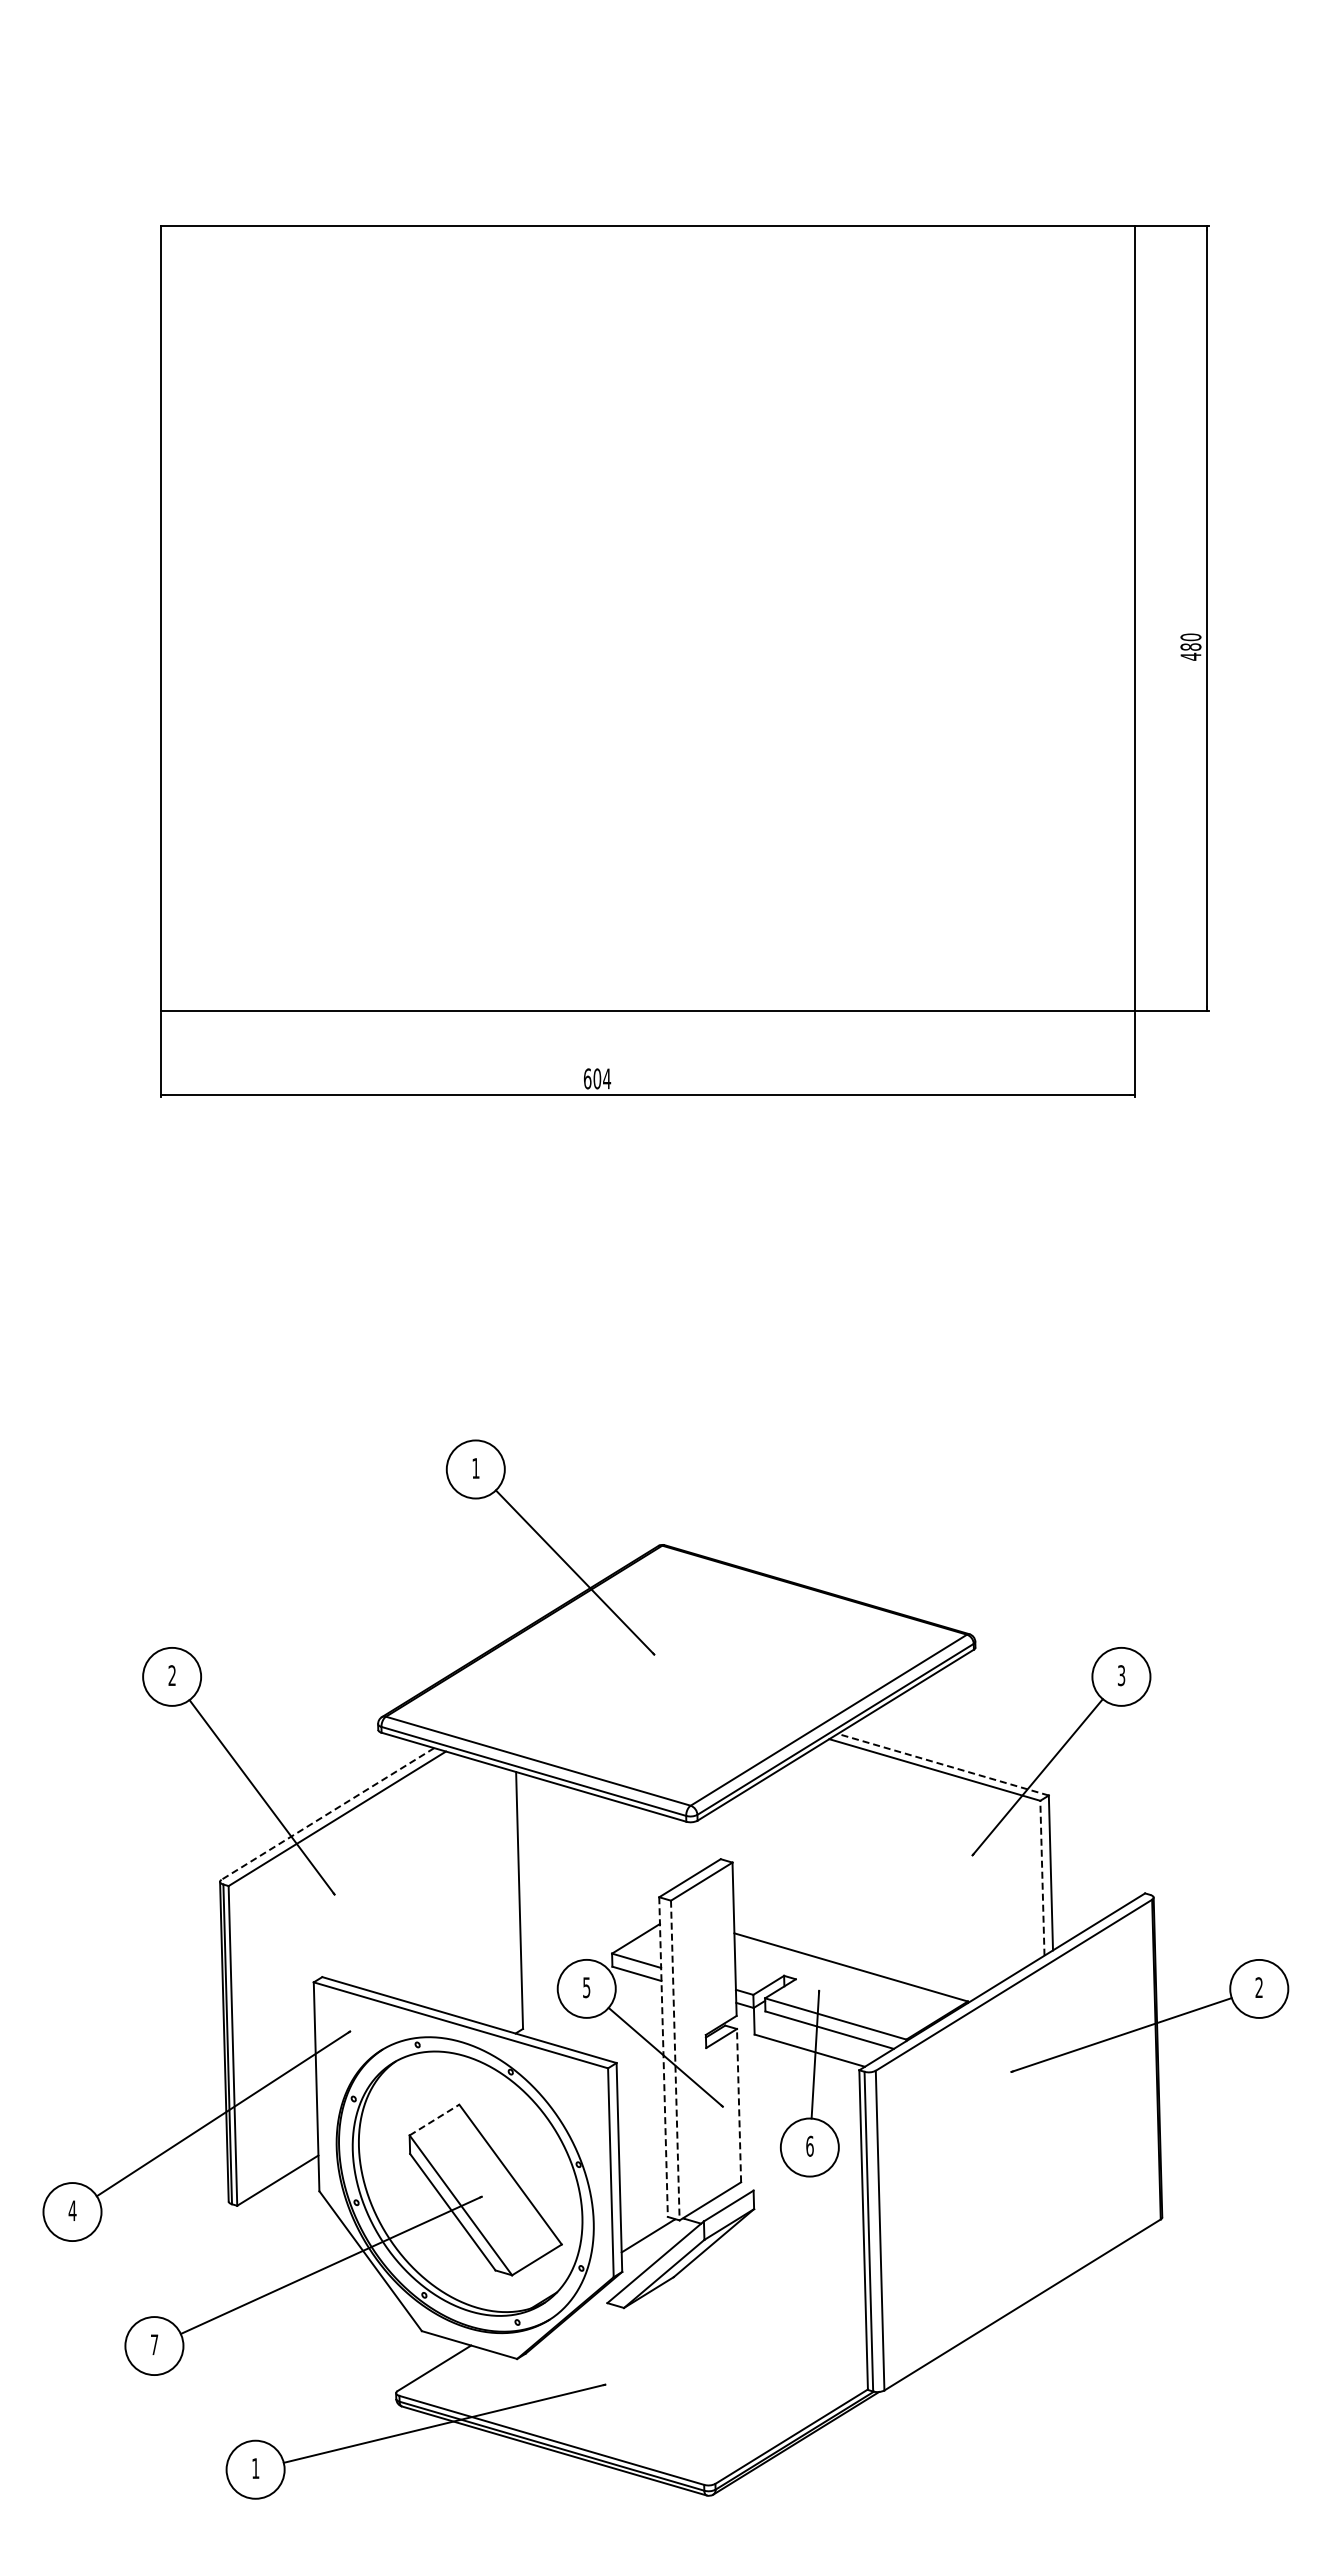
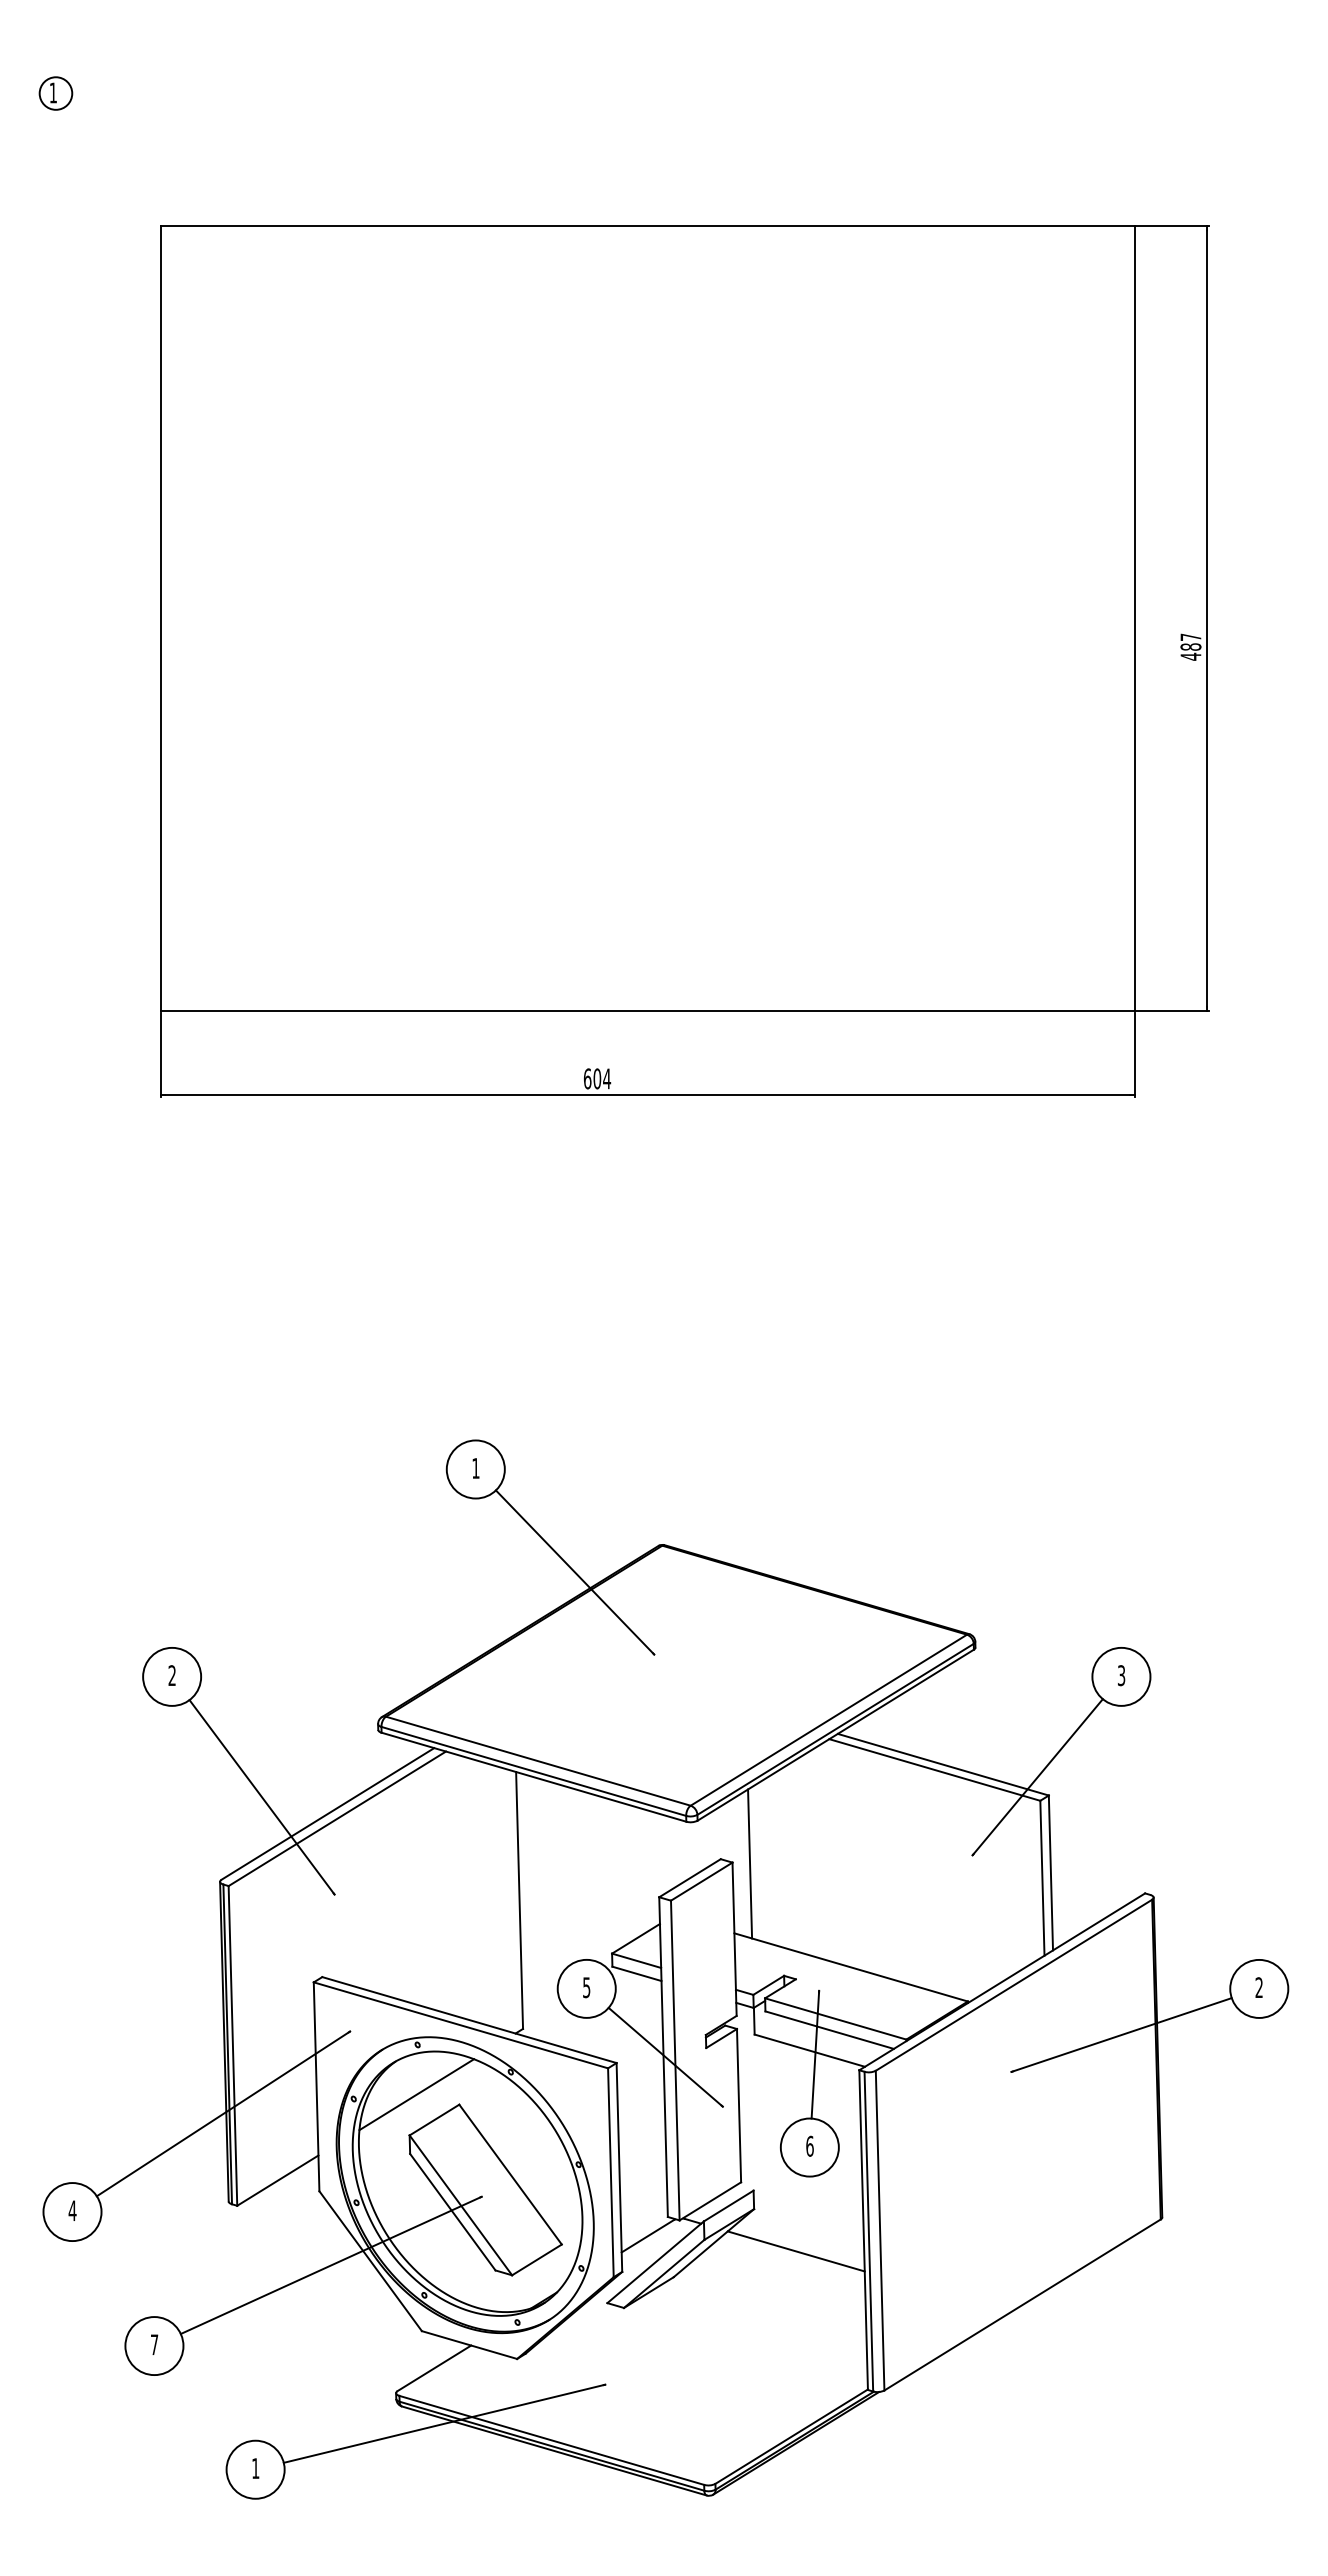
part: none -> present (55, 93)
text: 480 -> 487 (1190, 637)
line: dashed -> solid (943, 1764)
line: dashed -> solid (327, 1814)
line: none -> present (750, 1863)
line: dashed -> solid (1042, 1877)
line: dashed -> solid (663, 2057)
line: dashed -> solid (675, 2060)
line: none -> present (416, 2094)
line: dashed -> solid (739, 2105)
line: dashed -> solid (434, 2119)
line: none -> present (795, 2251)
